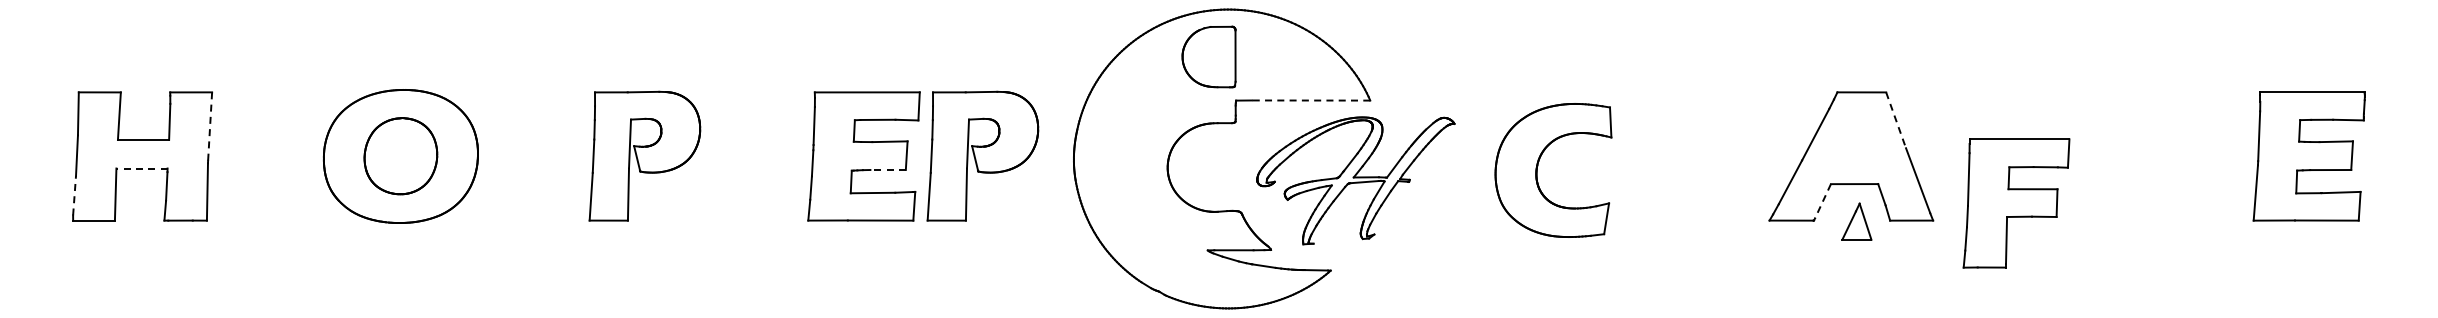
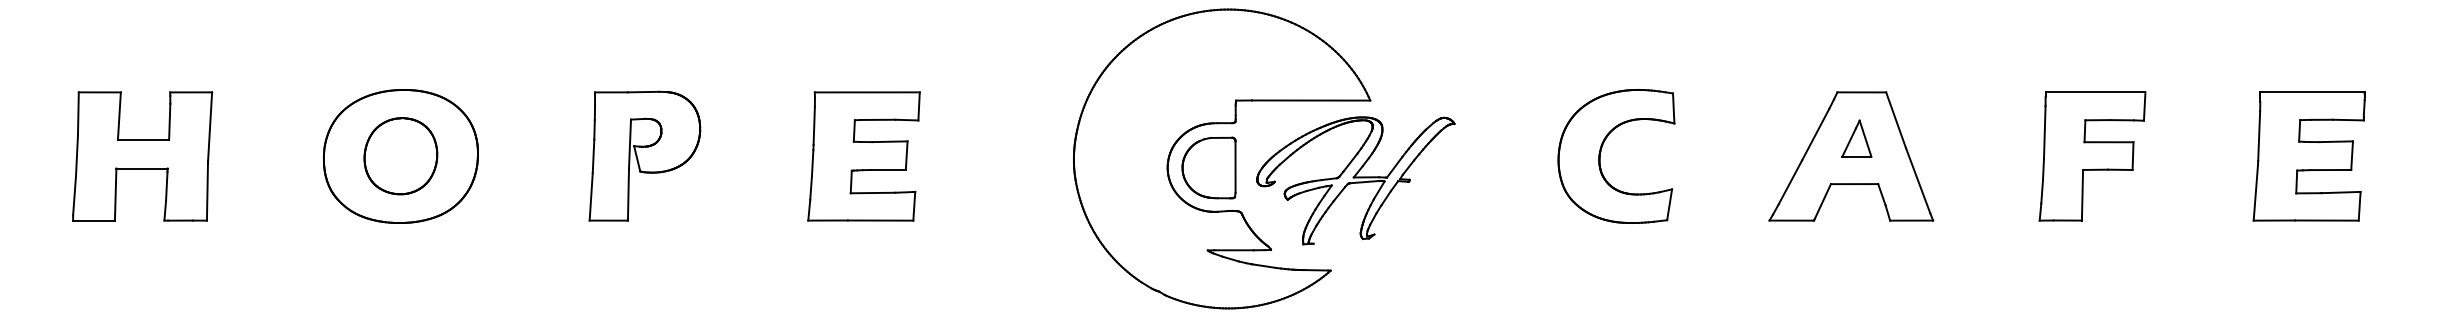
part position: (1208, 56) -> (1208, 167) (1208, 167)
line: dashed -> solid (1310, 100)
line: dashed -> solid (1896, 120)
line: dashed -> solid (210, 127)
part: present -> none (982, 155)
part position: (1538, 166) -> (1601, 152) (1601, 152)
line: dashed -> solid (142, 168)
line: dashed -> solid (888, 170)
line: dashed -> solid (74, 195)
line: dashed -> solid (1822, 201)
part position: (2016, 203) -> (2092, 156) (2092, 156)
part position: (1856, 221) -> (1856, 138) (1856, 138)
